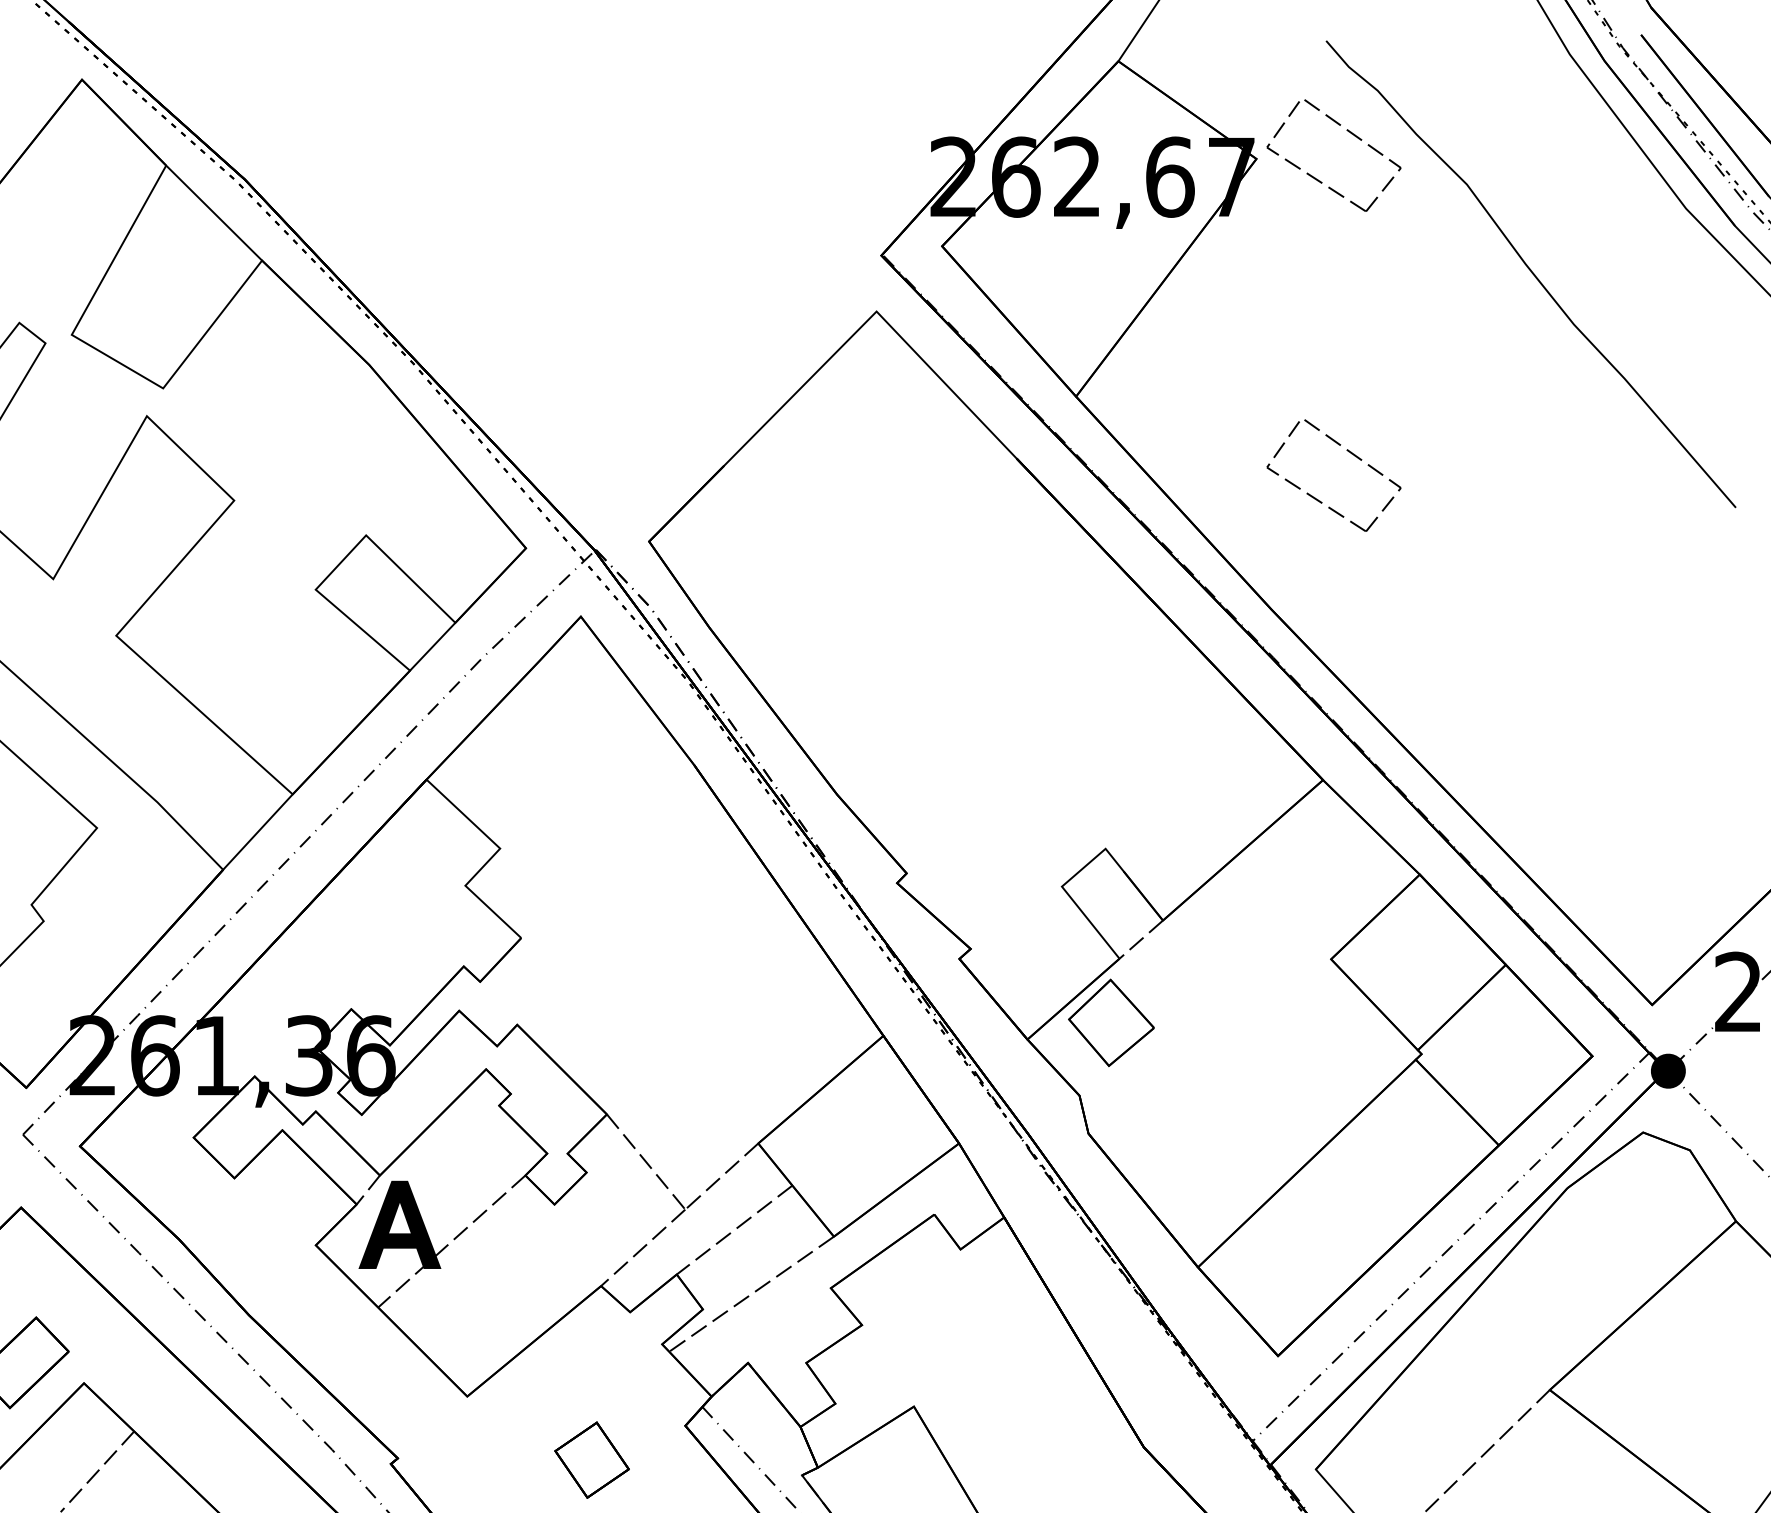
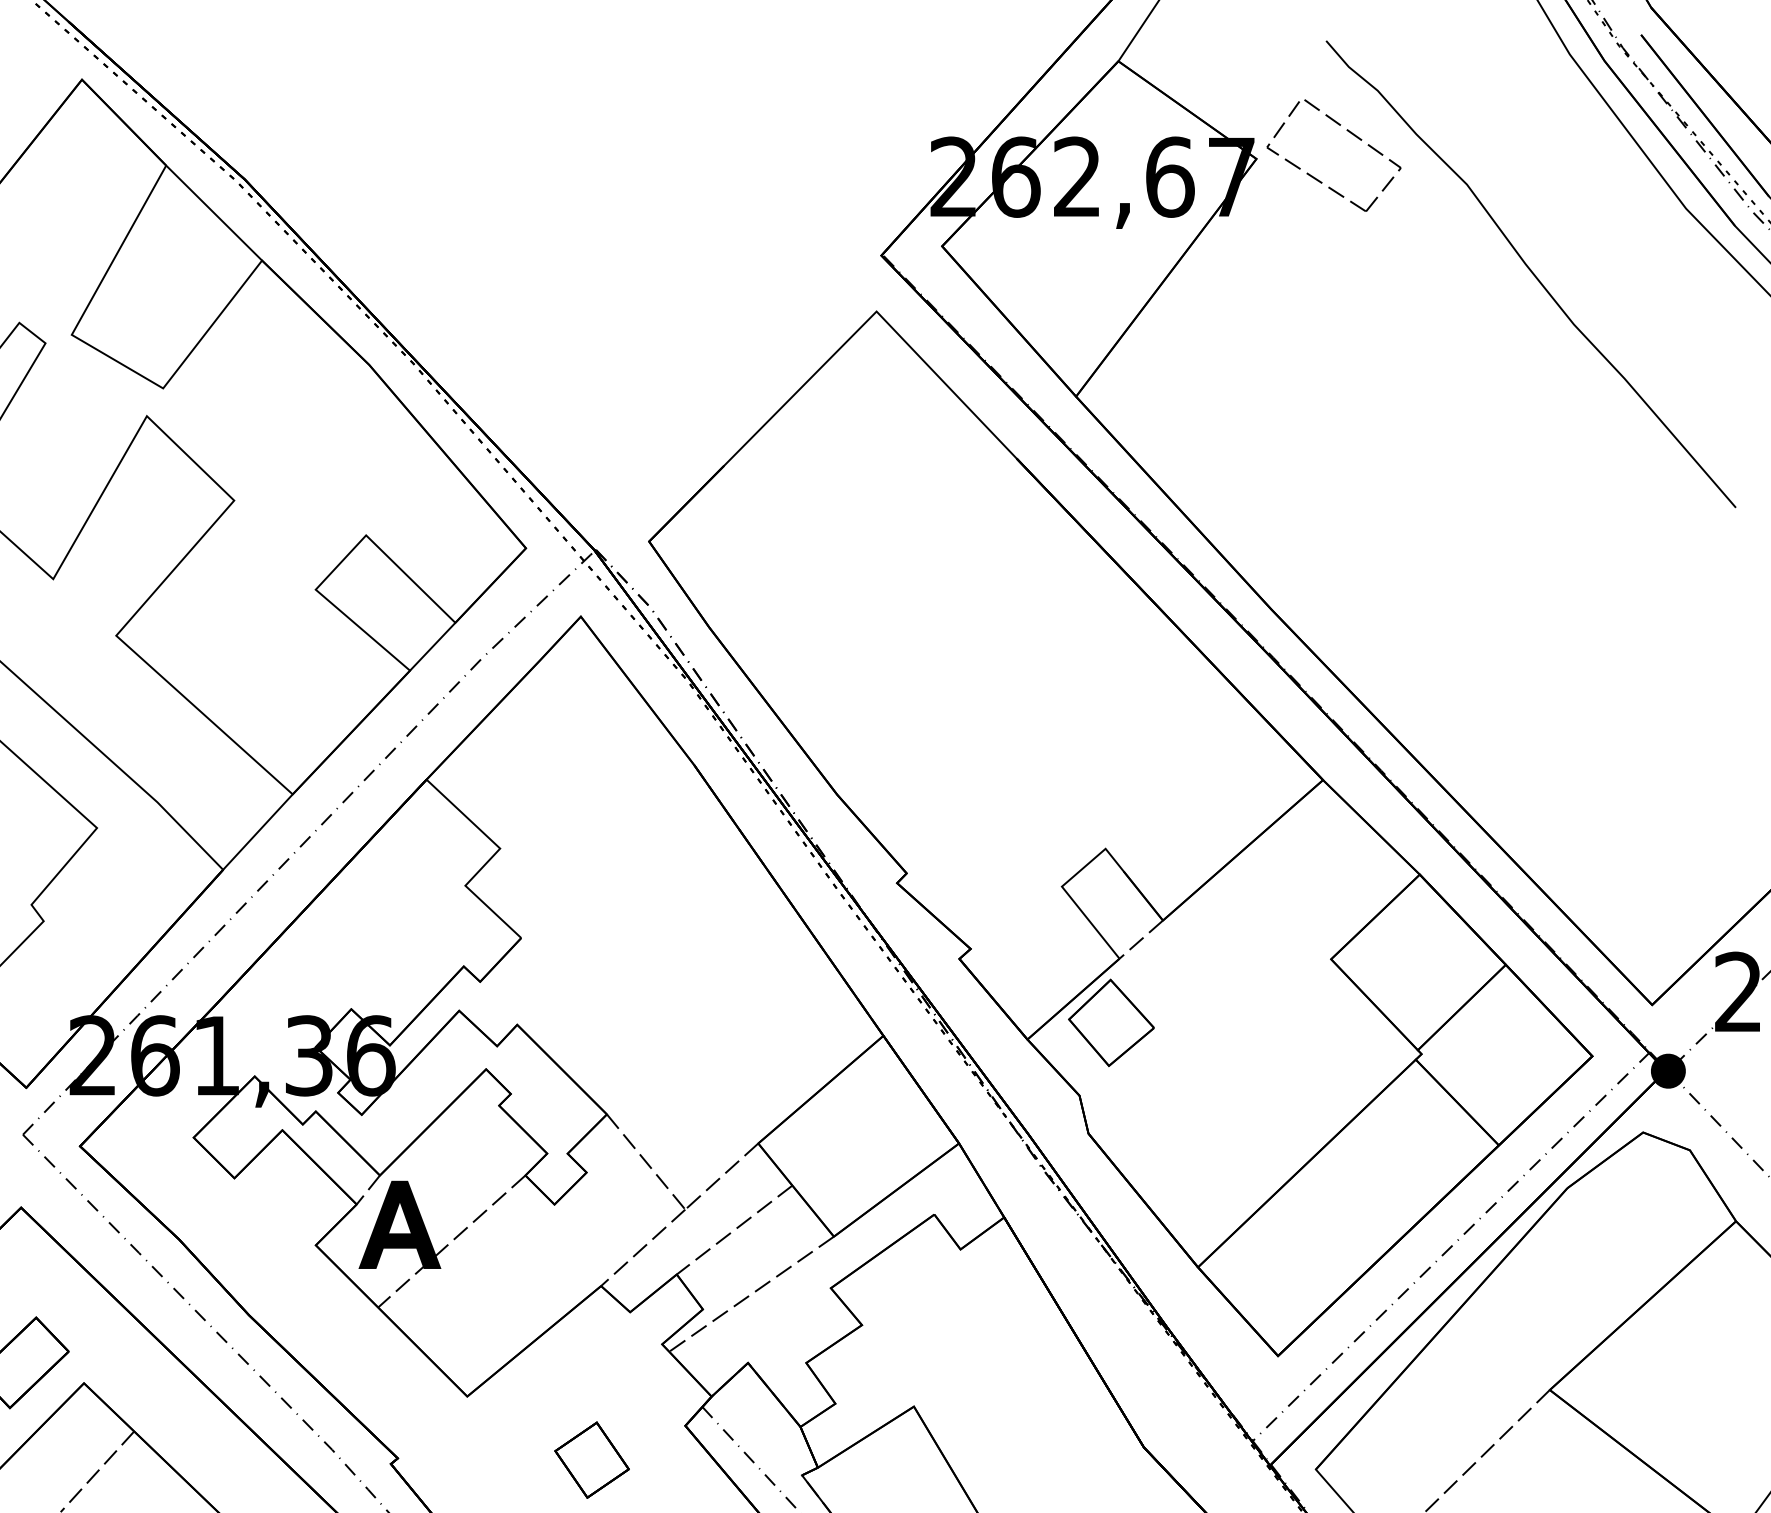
part: present -> none (1348, 452)
